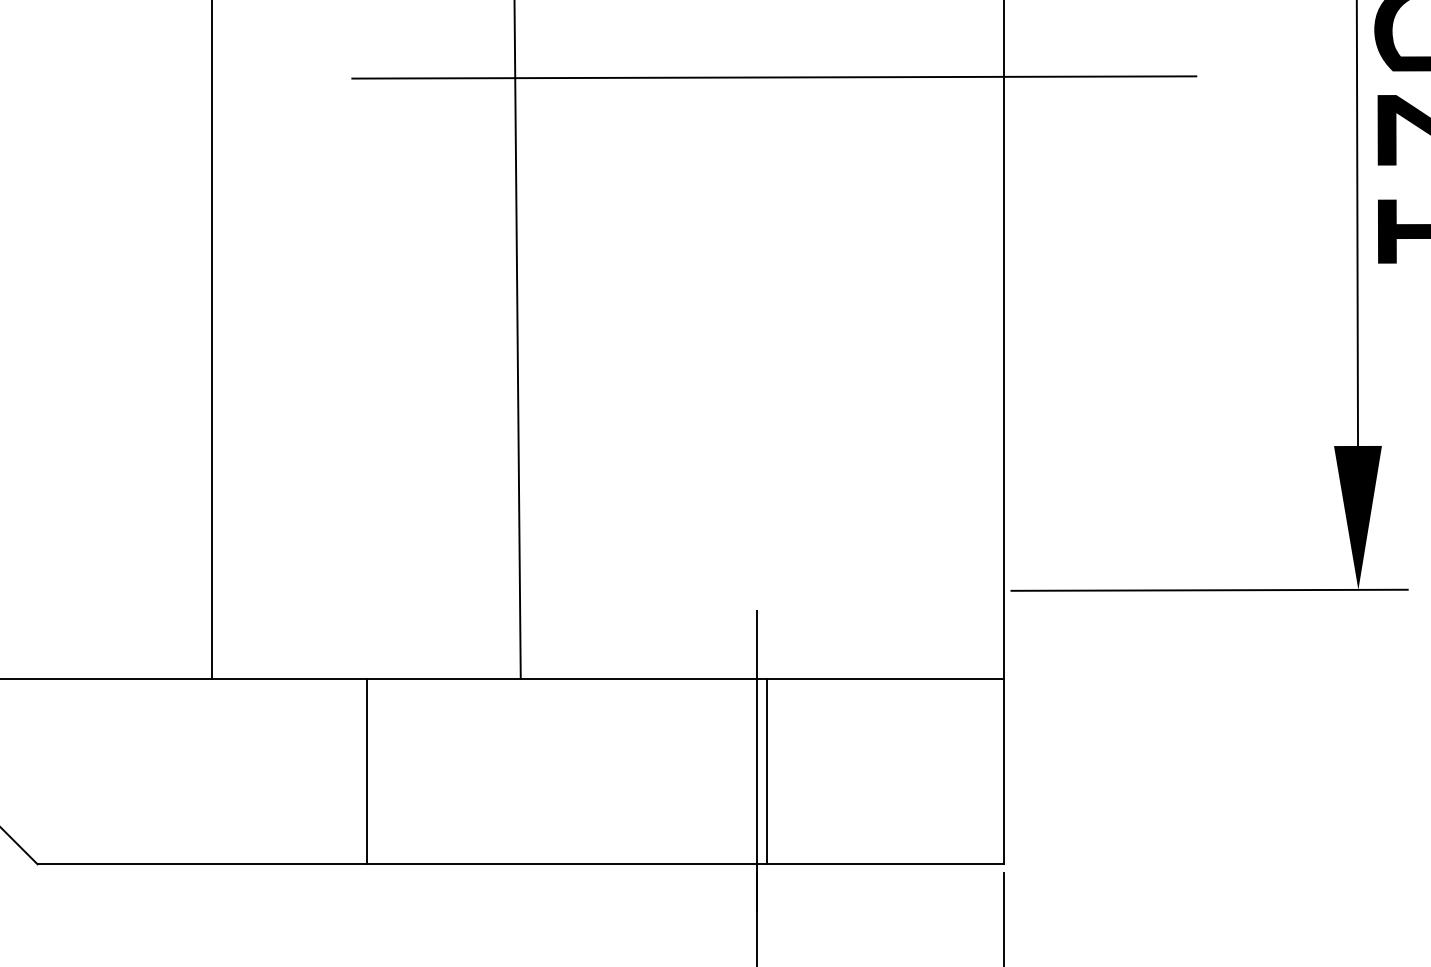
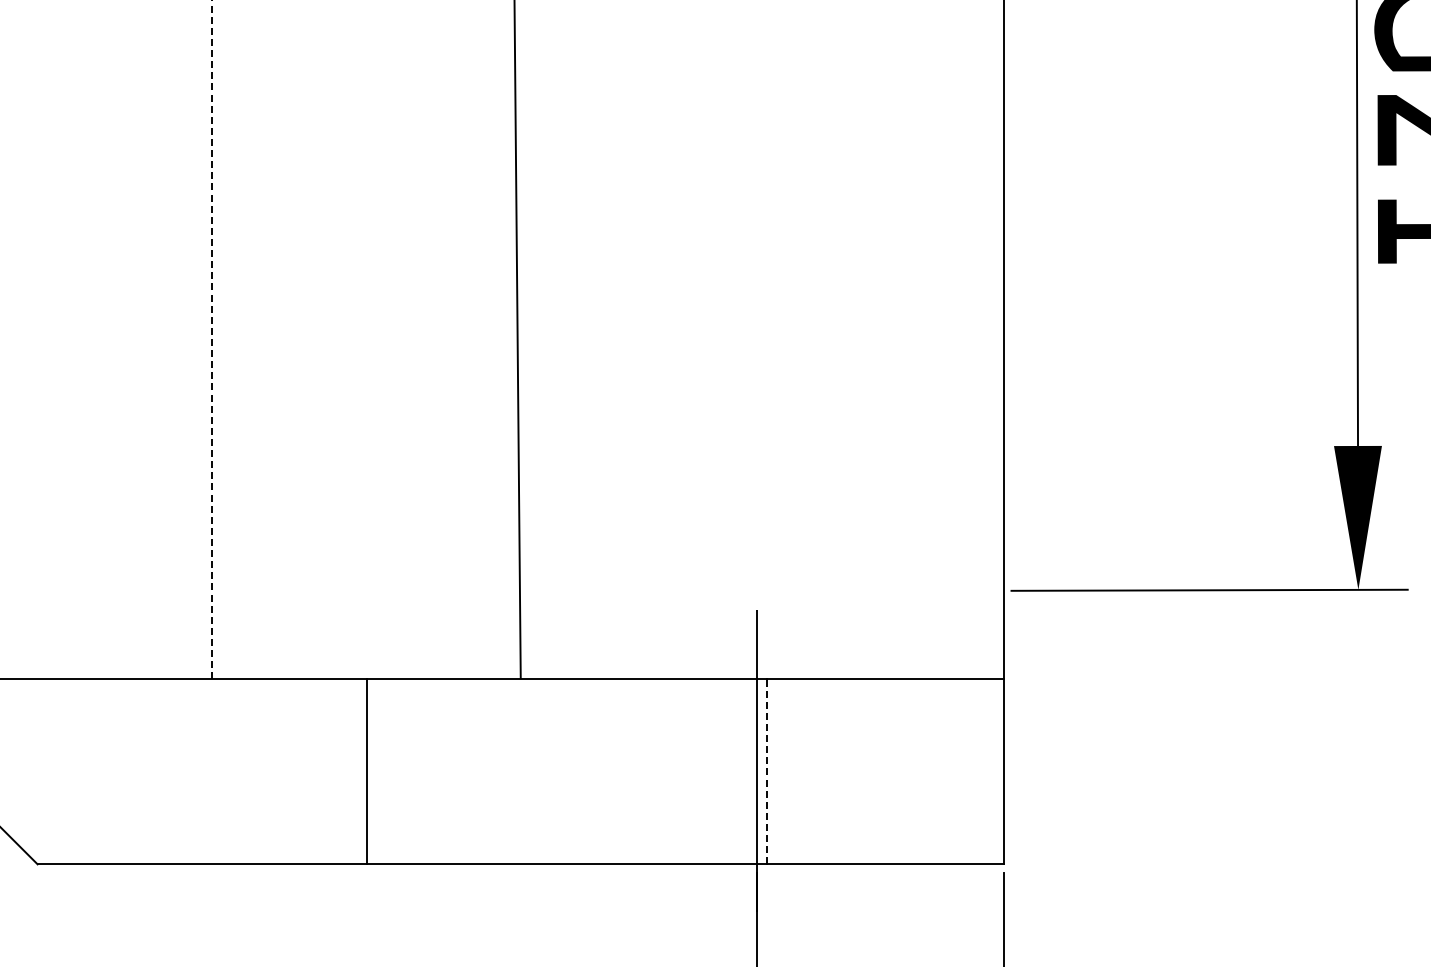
line: present -> none (774, 77)
line: solid -> dashed (212, 339)
line: solid -> dashed (767, 771)
